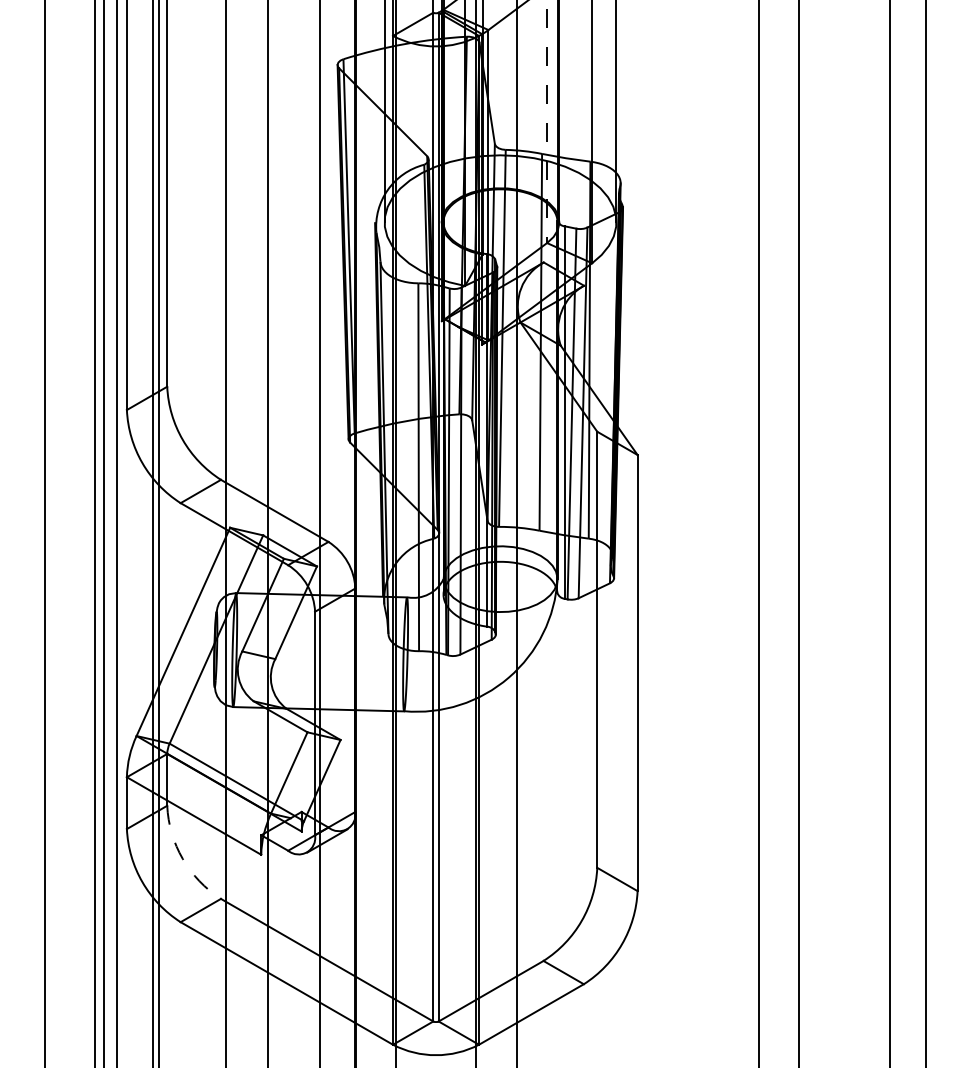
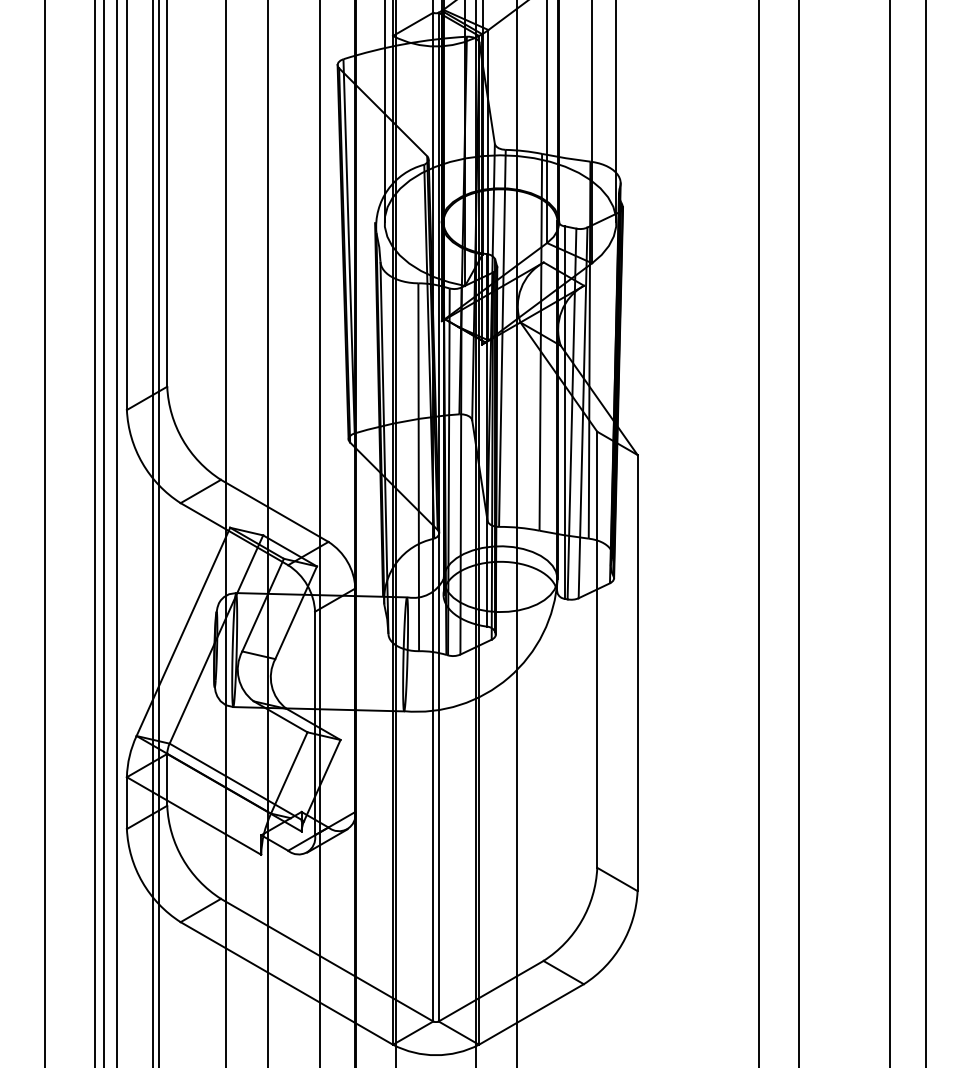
line: dashed -> solid (547, 122)
arc: dashed -> solid (182, 858)
